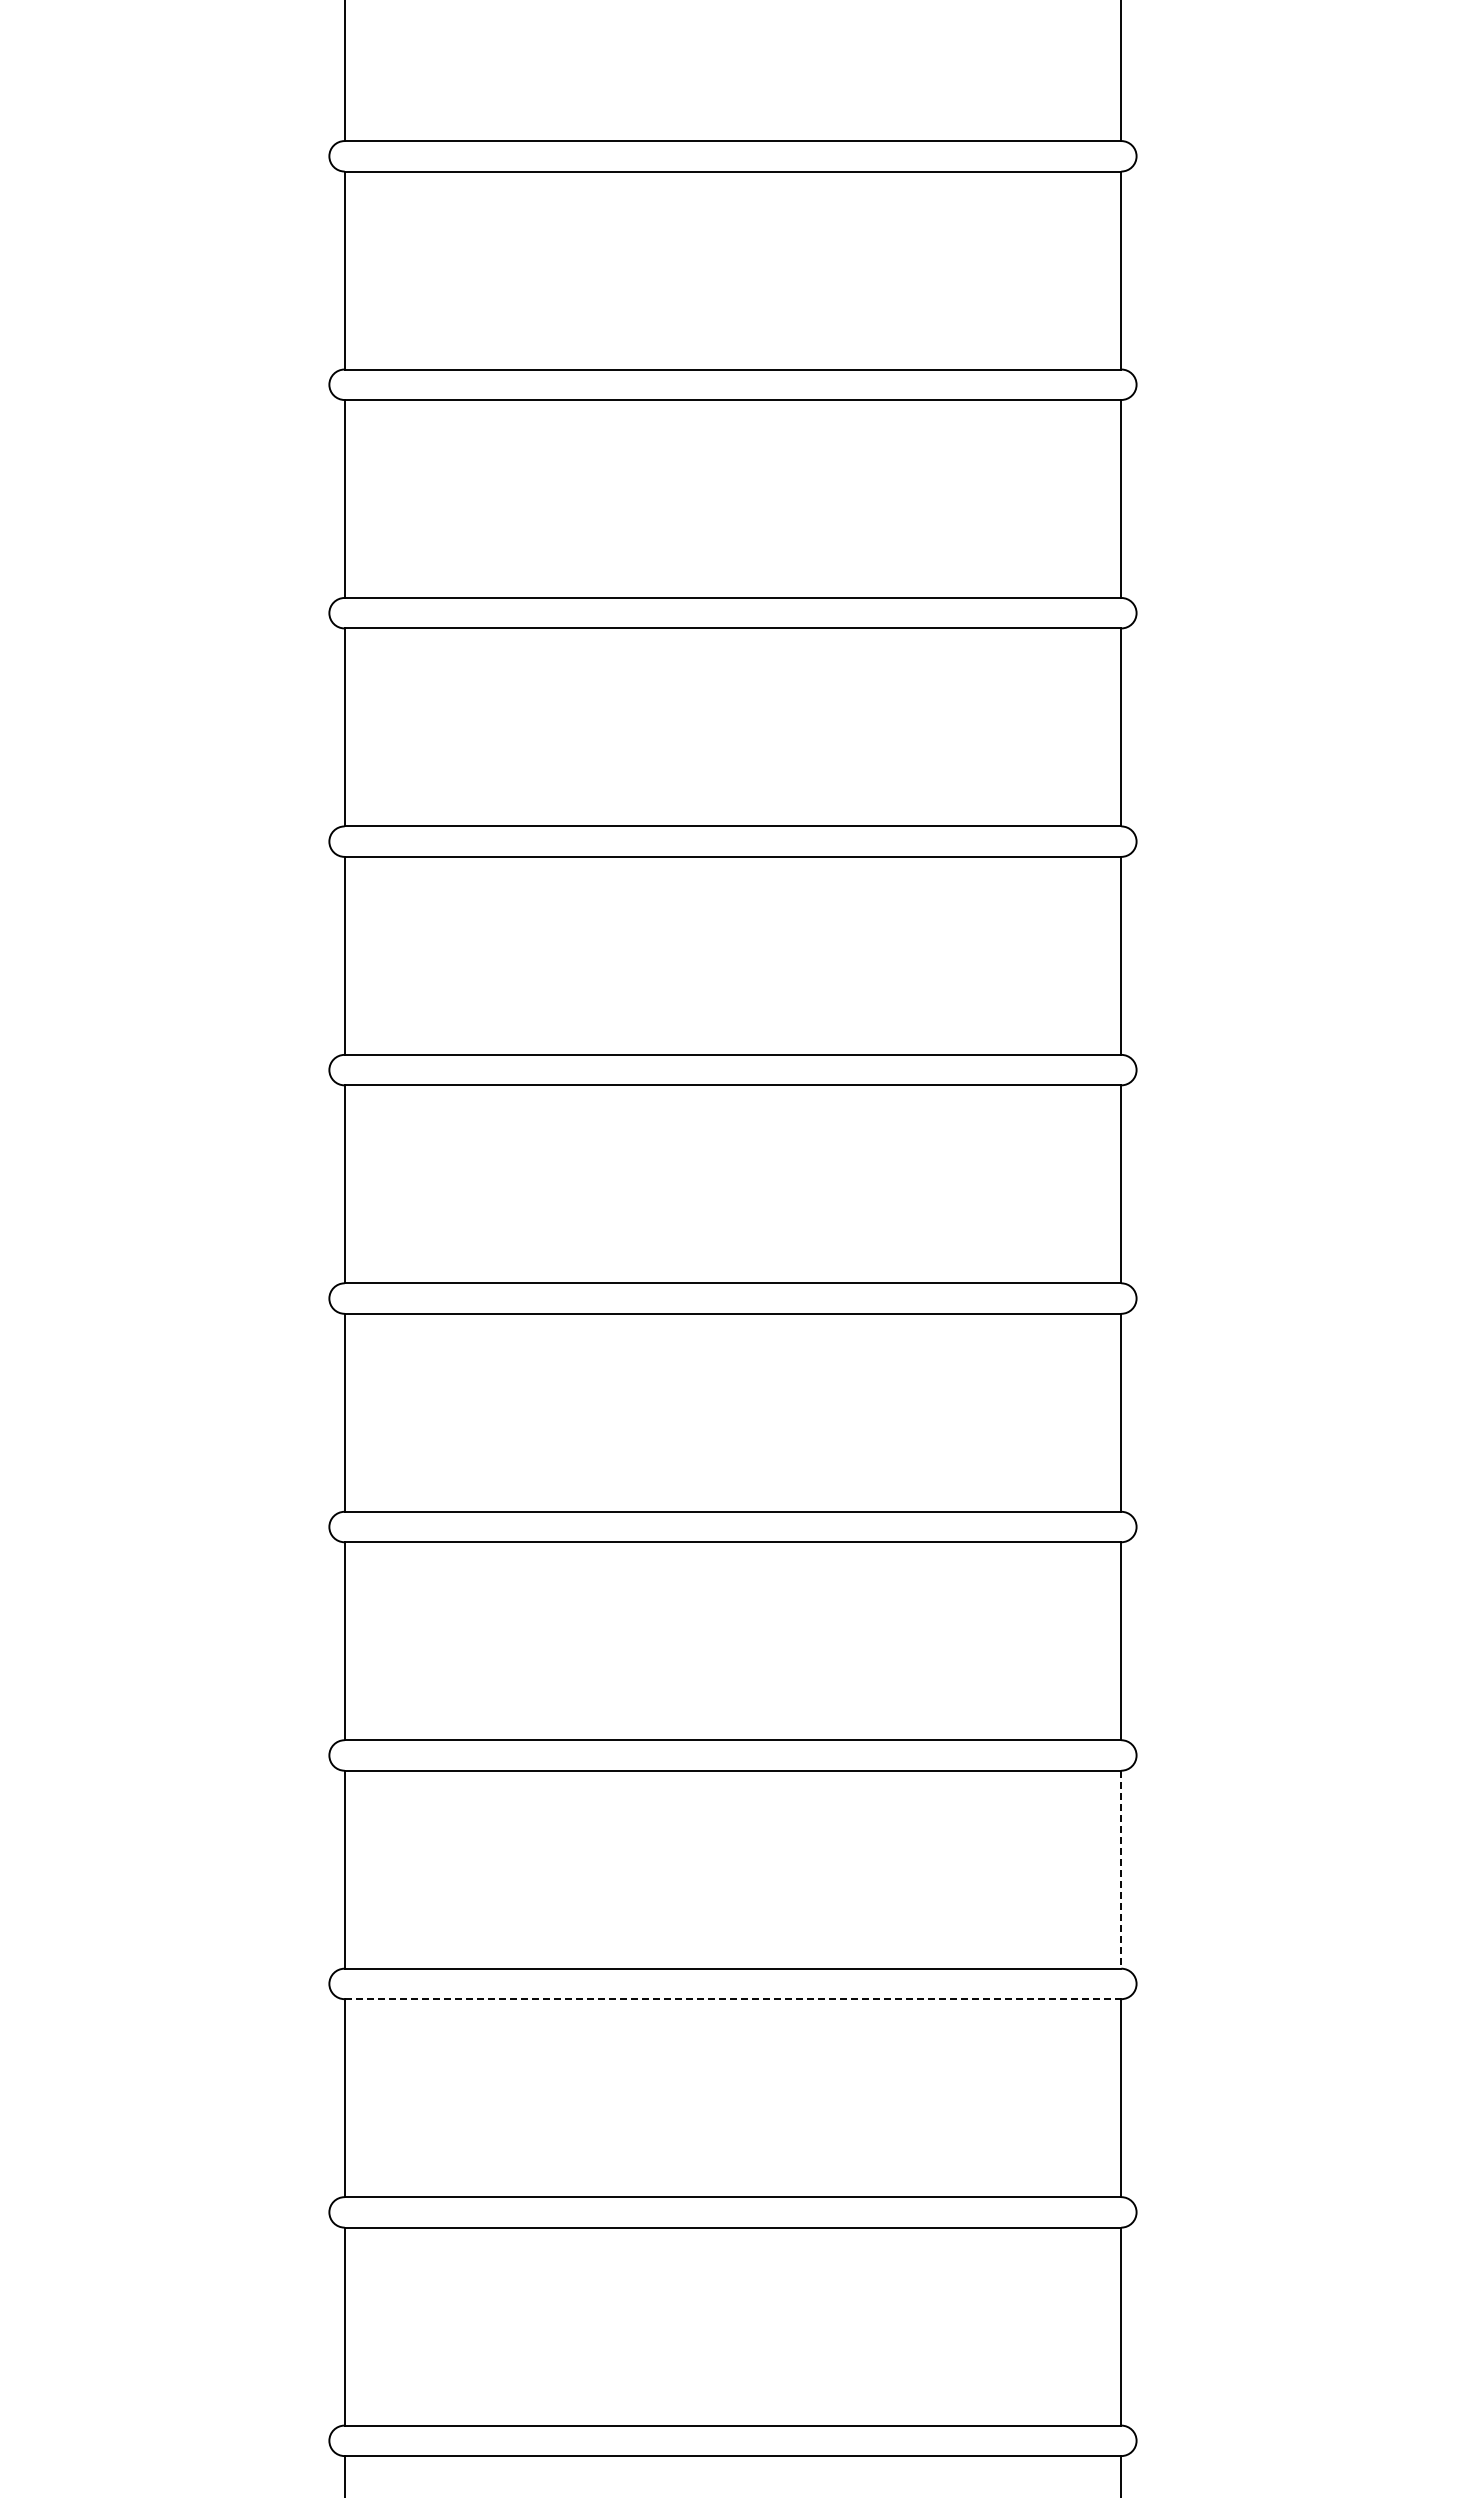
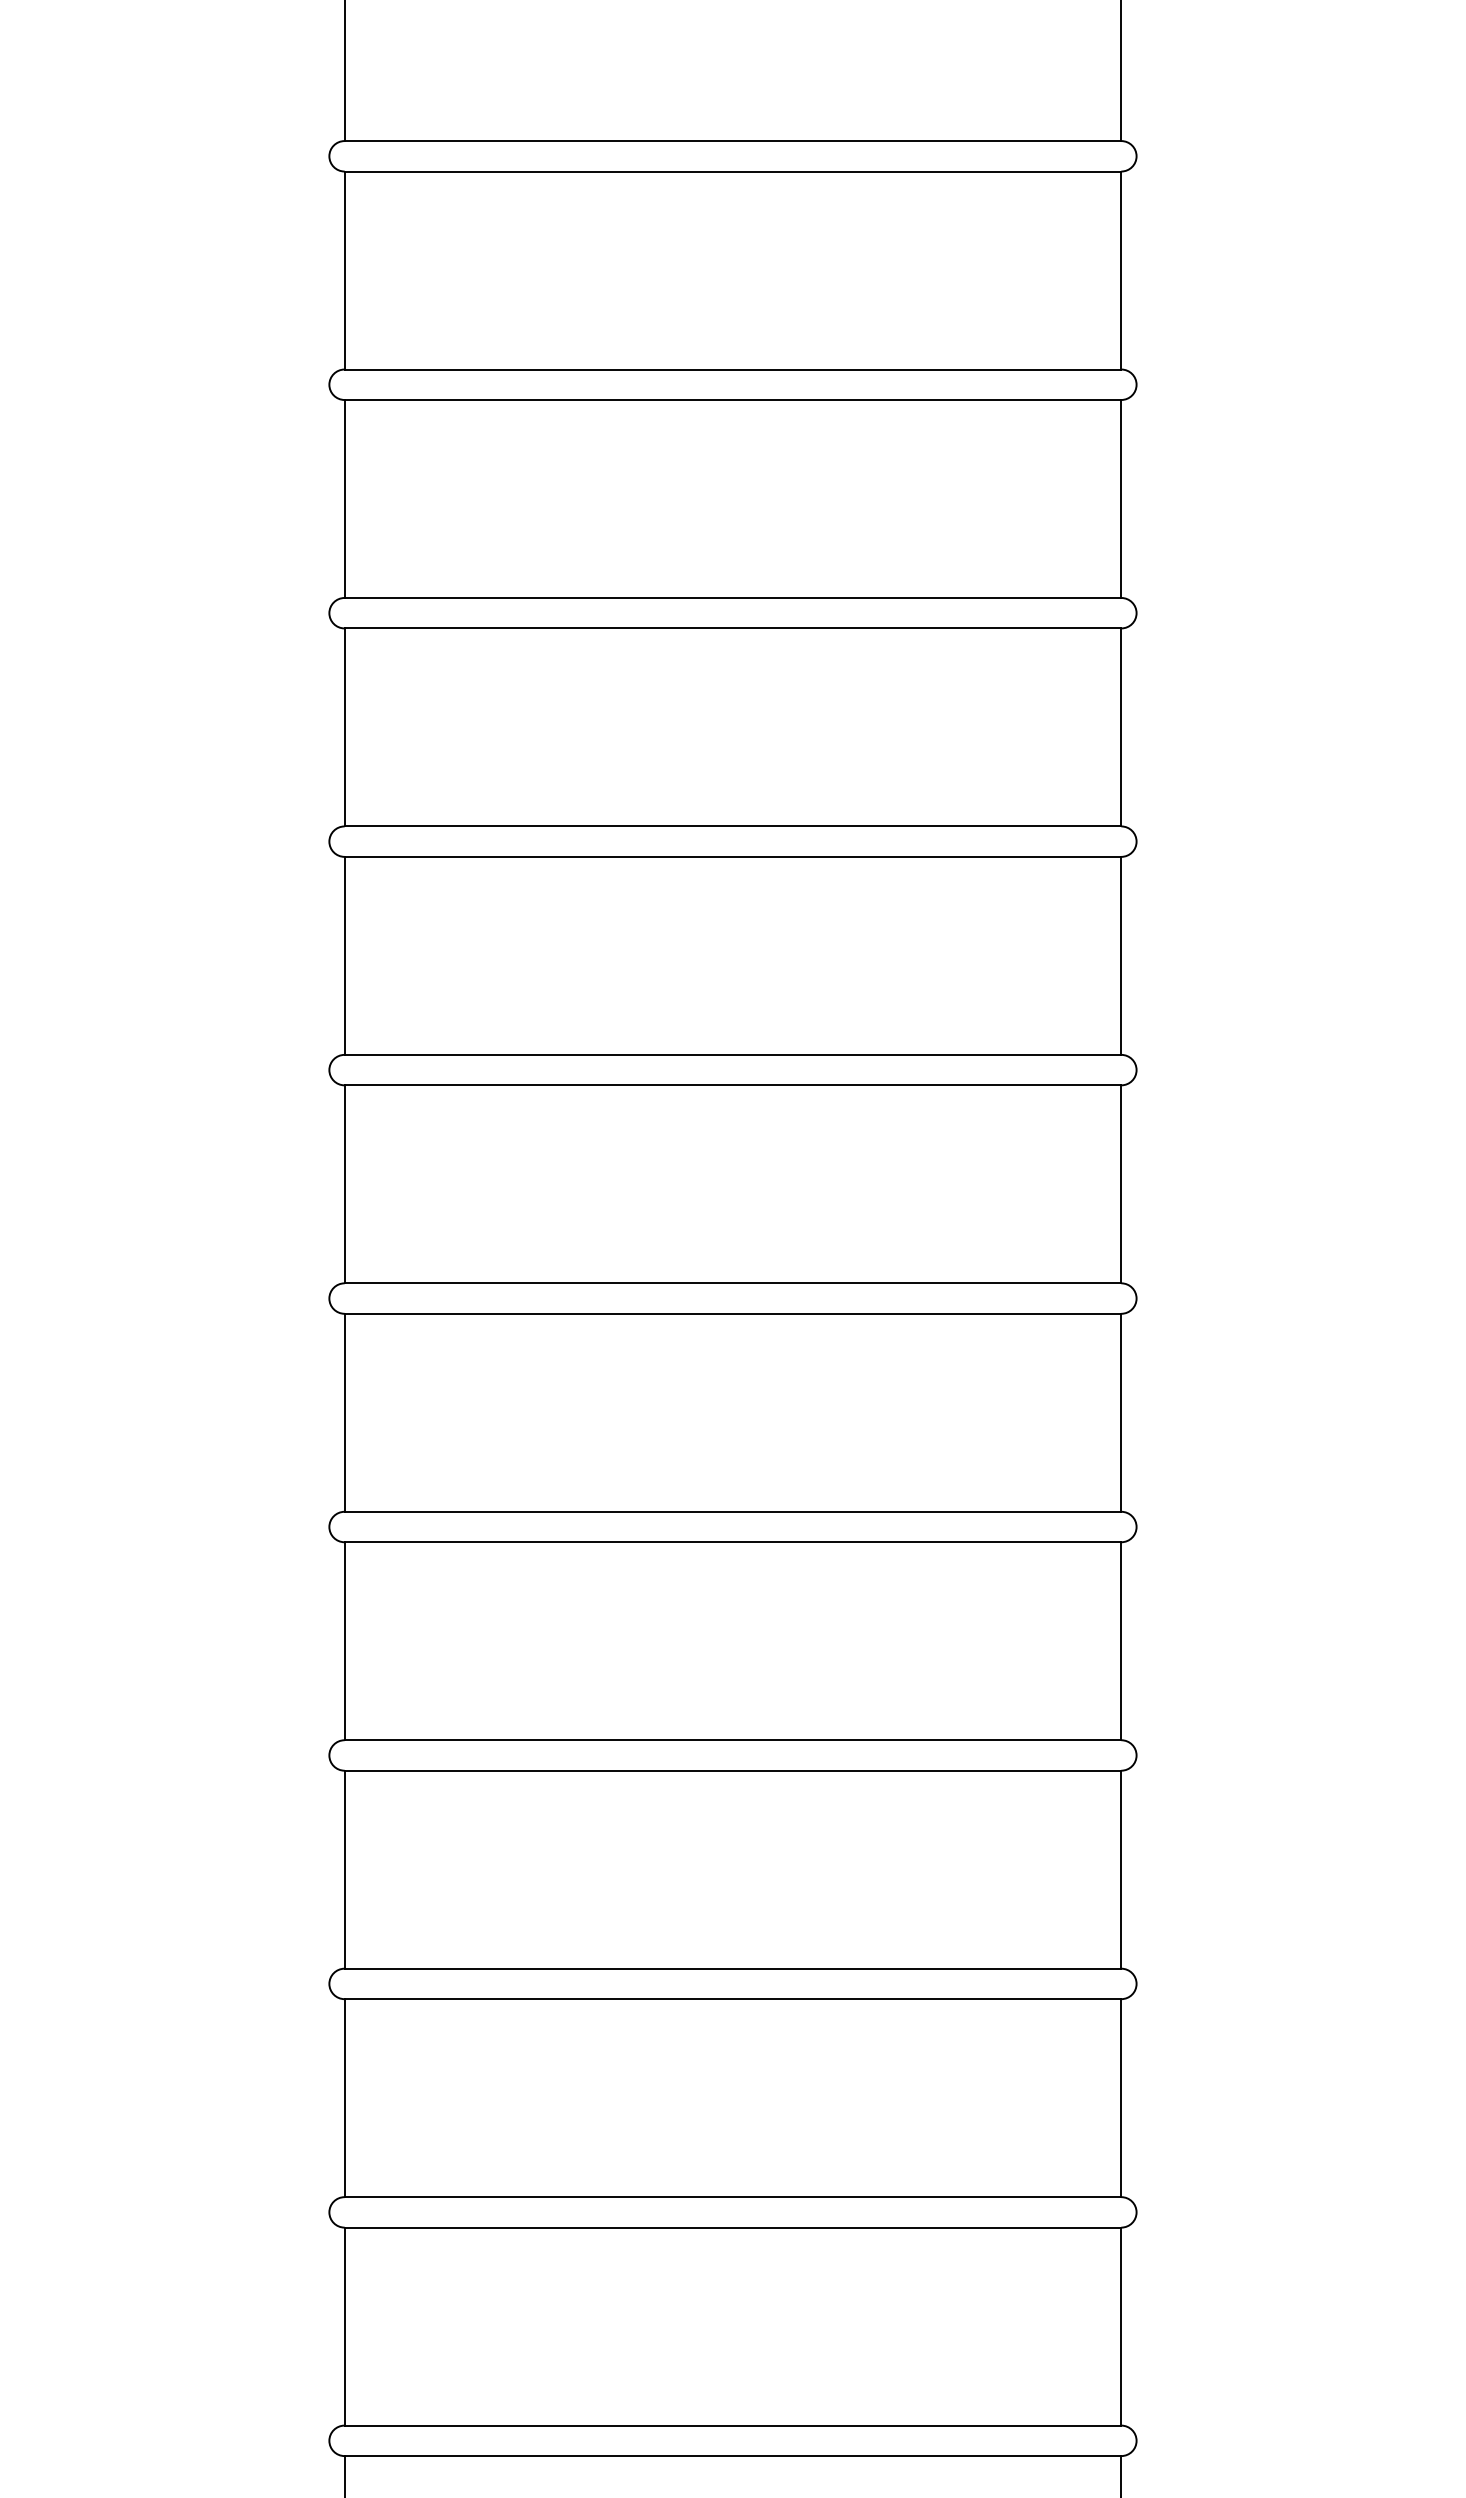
line: dashed -> solid (1121, 1869)
line: dashed -> solid (733, 1999)
